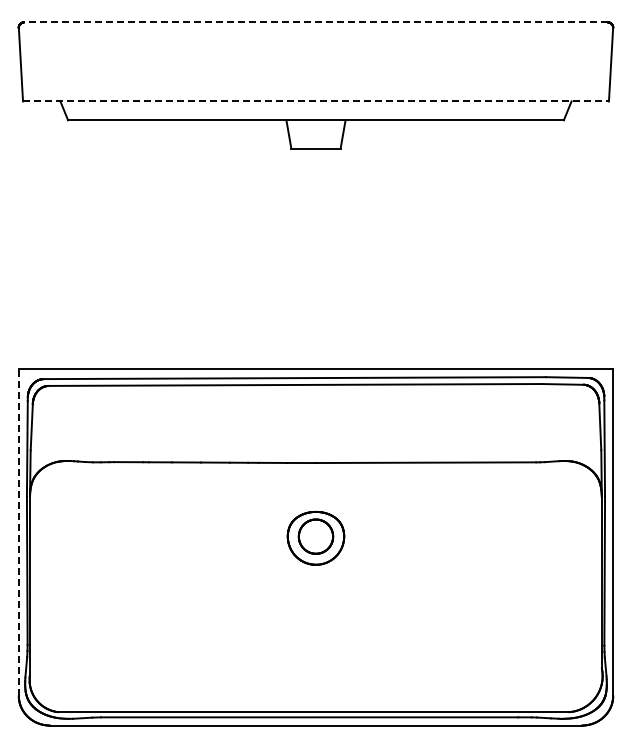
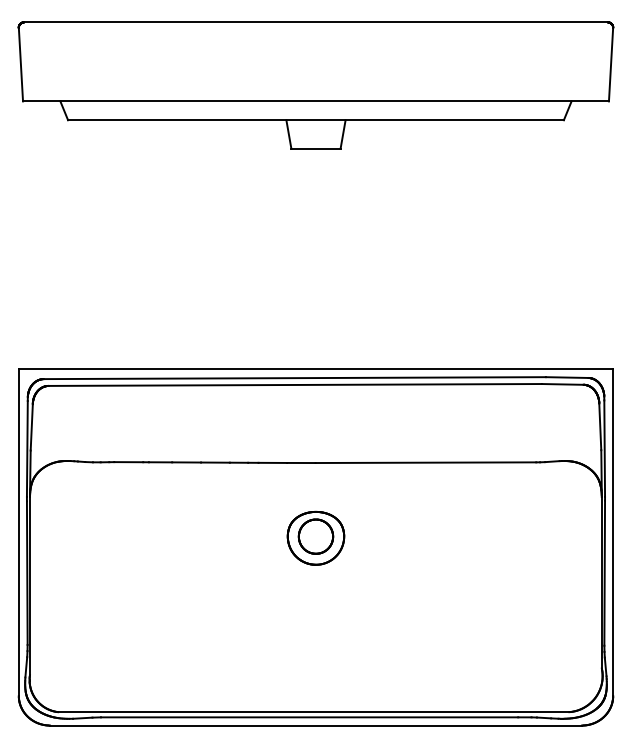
line: dashed -> solid (316, 22)
line: dashed -> solid (316, 101)
line: dashed -> solid (18, 532)
